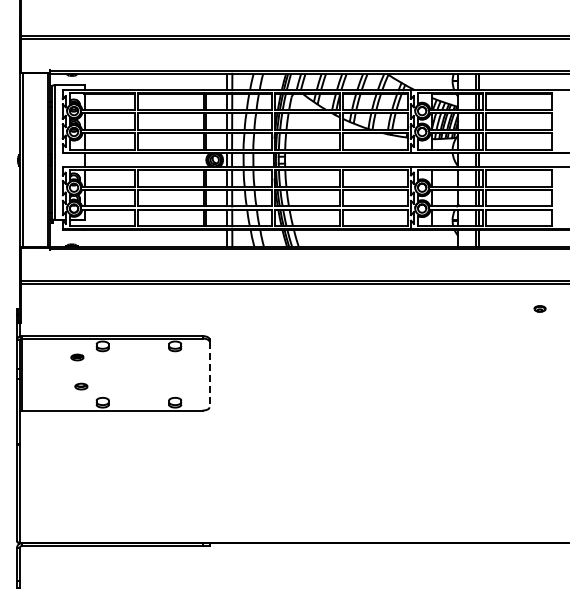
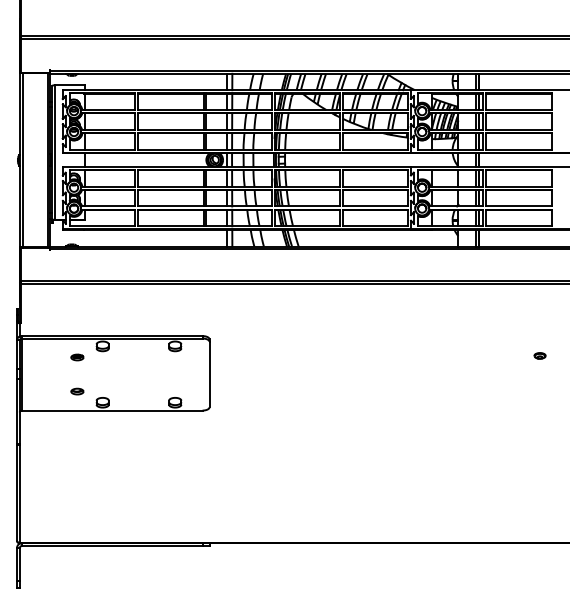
part position: (539, 308) -> (539, 355) (539, 355)
line: dashed -> solid (209, 374)
part position: (81, 386) -> (77, 391) (77, 391)
